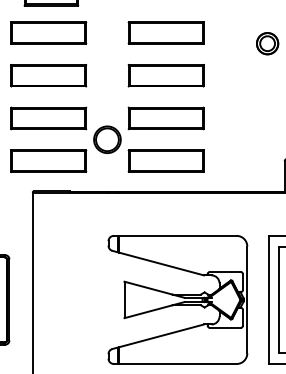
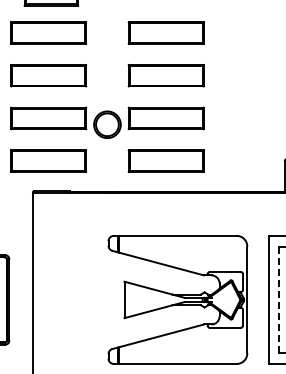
part: present -> none (267, 43)
part position: (107, 139) -> (107, 124) (107, 124)
line: solid -> dashed (279, 300)
